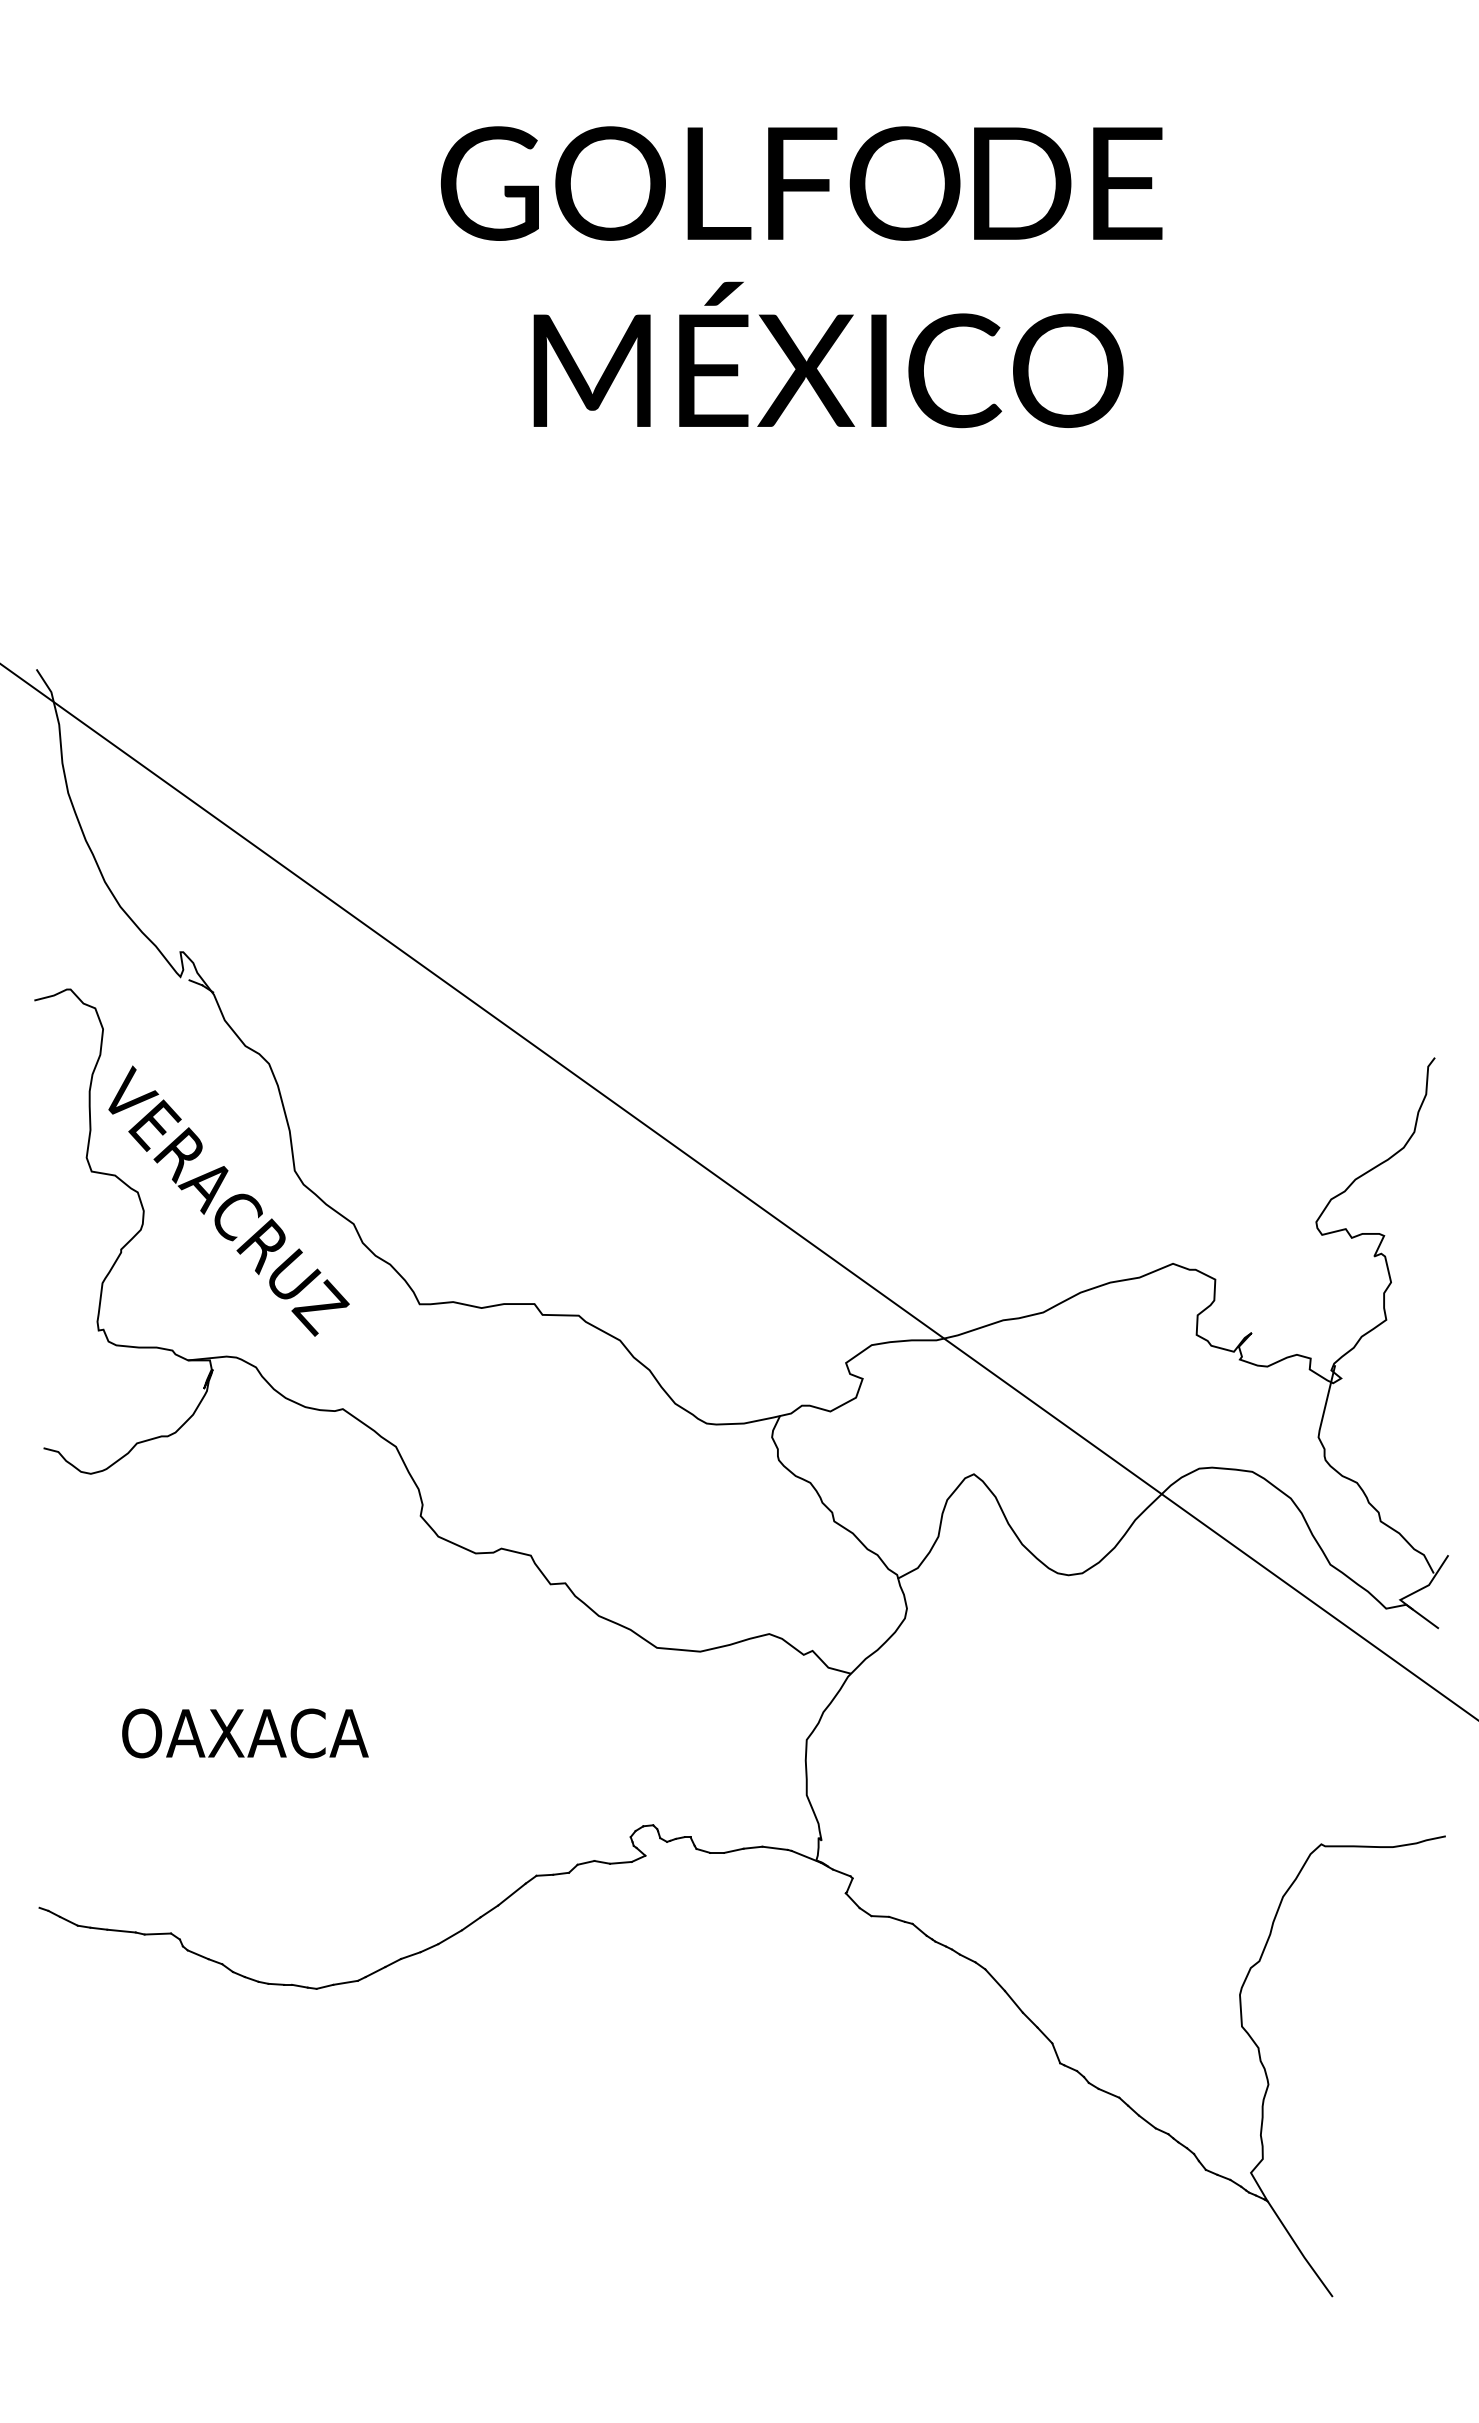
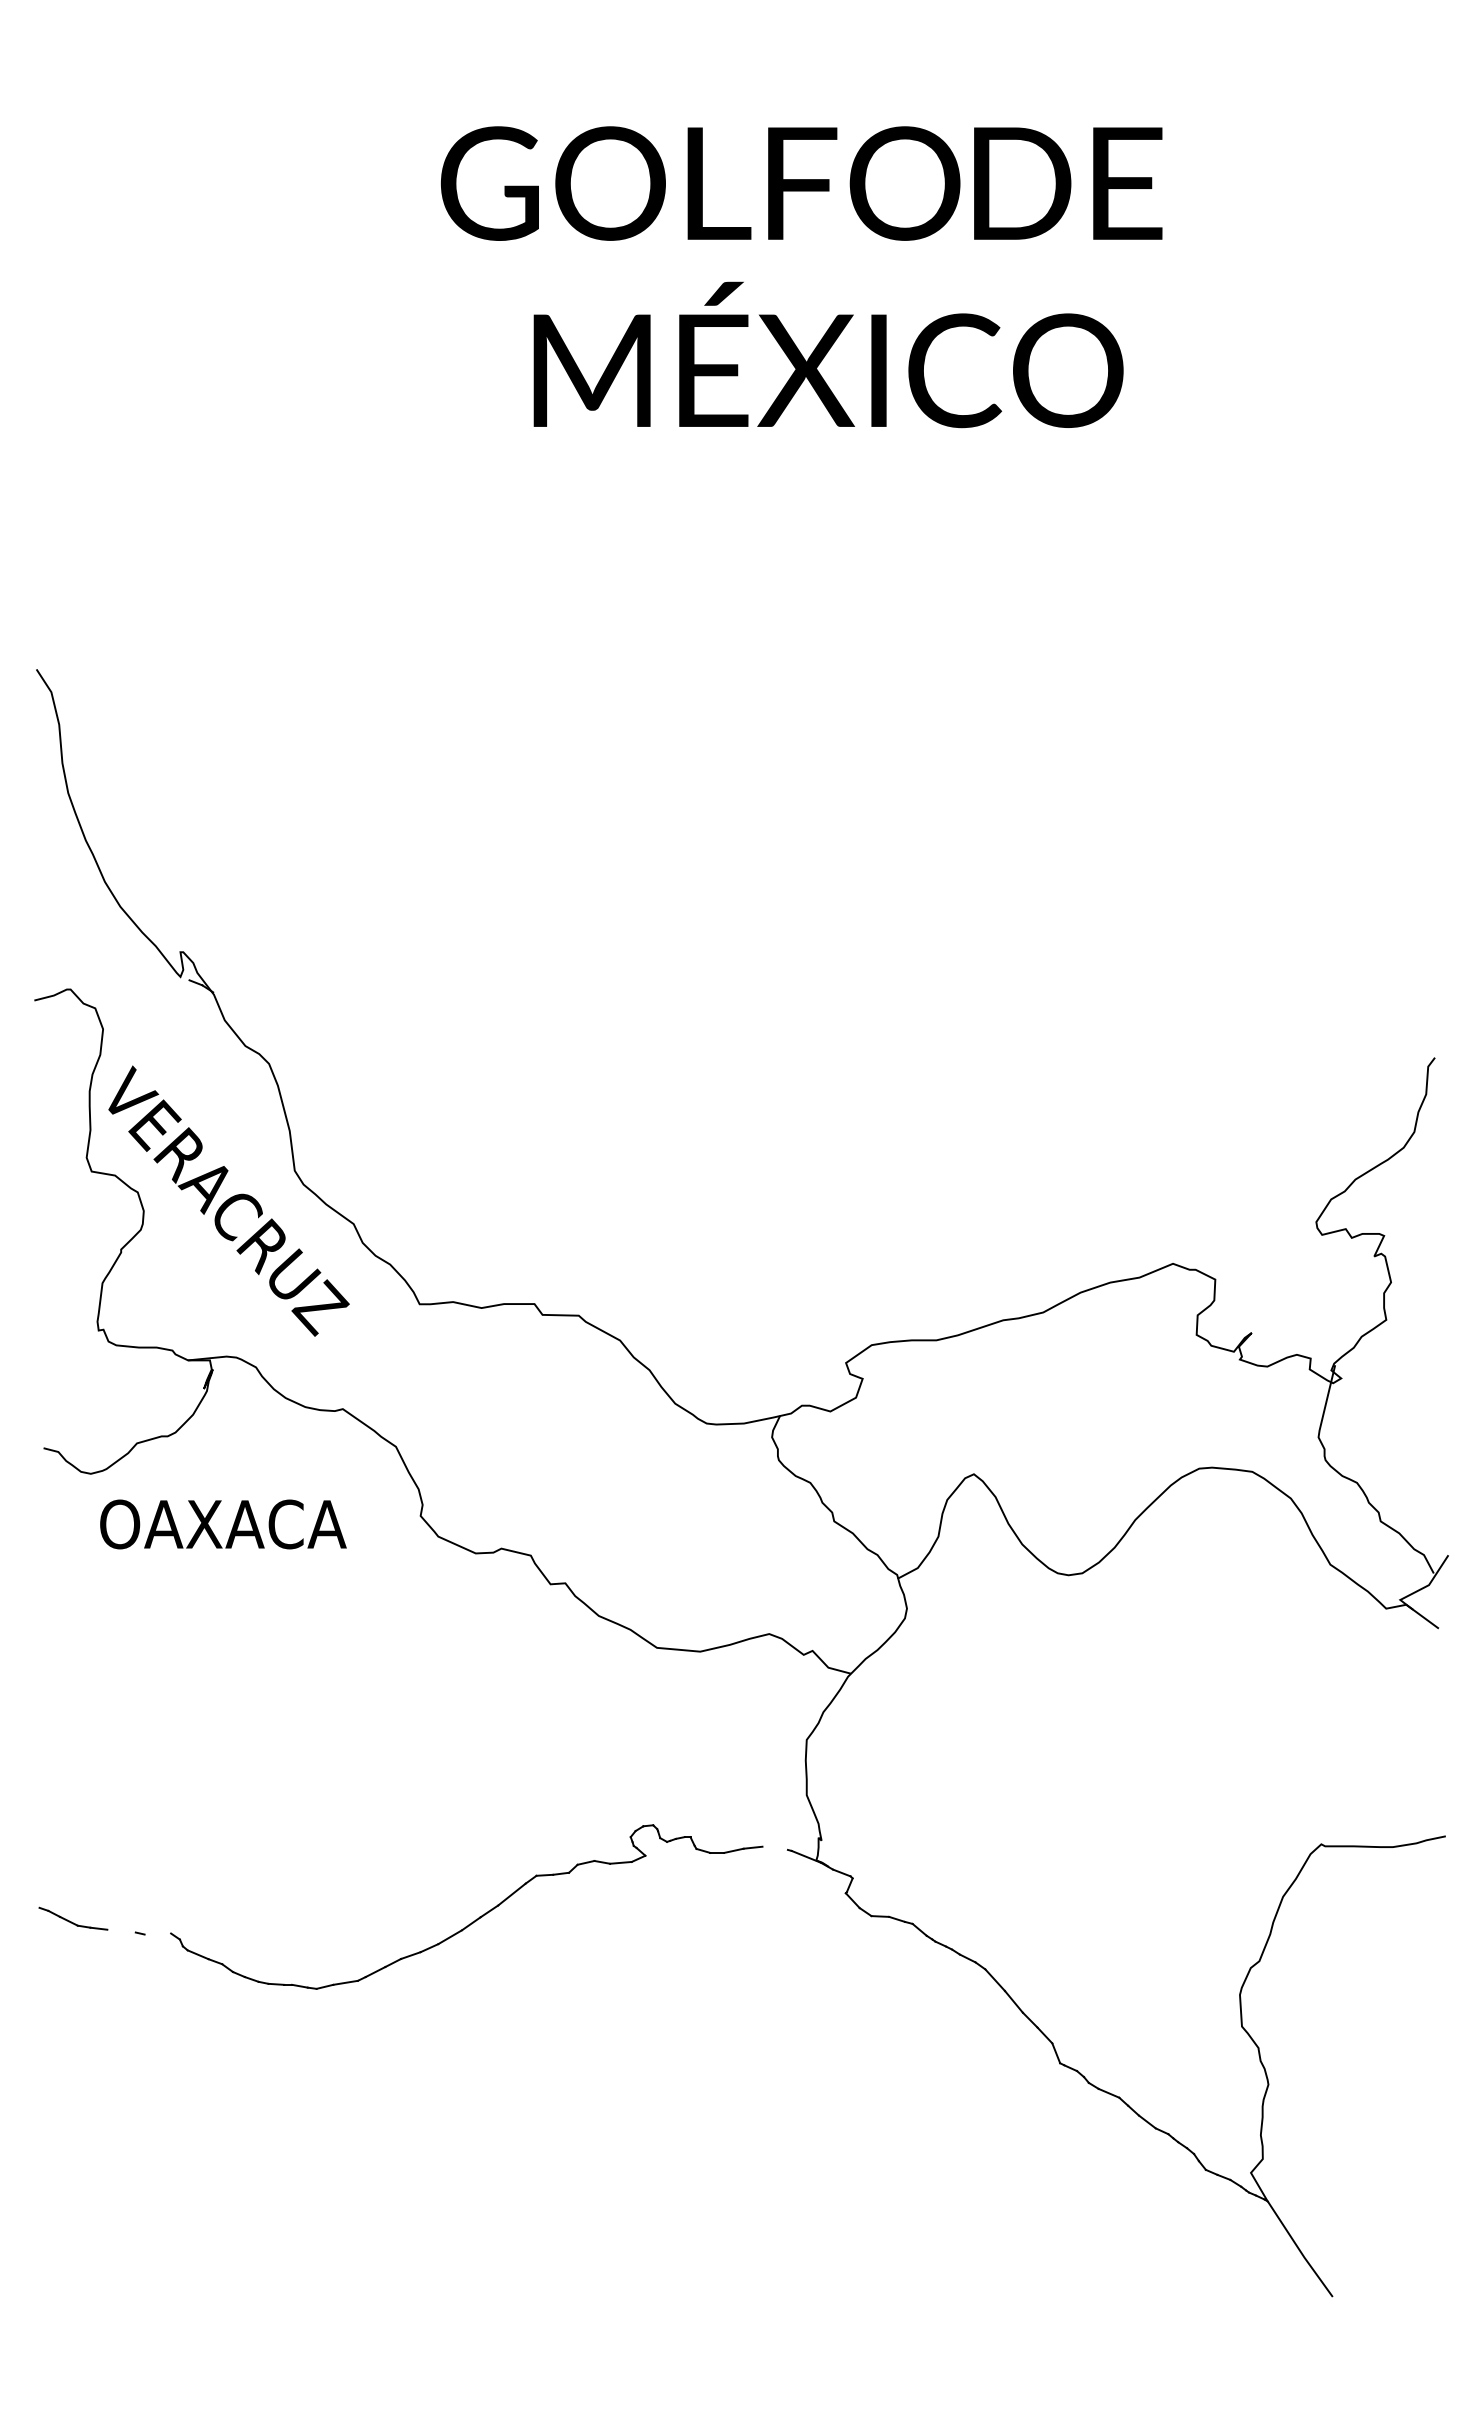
line: present -> none (738, 1191)
text position: (245, 1733) -> (223, 1524) (223, 1524)
line: present -> none (774, 1847)
line: present -> none (121, 1930)
line: present -> none (157, 1933)
